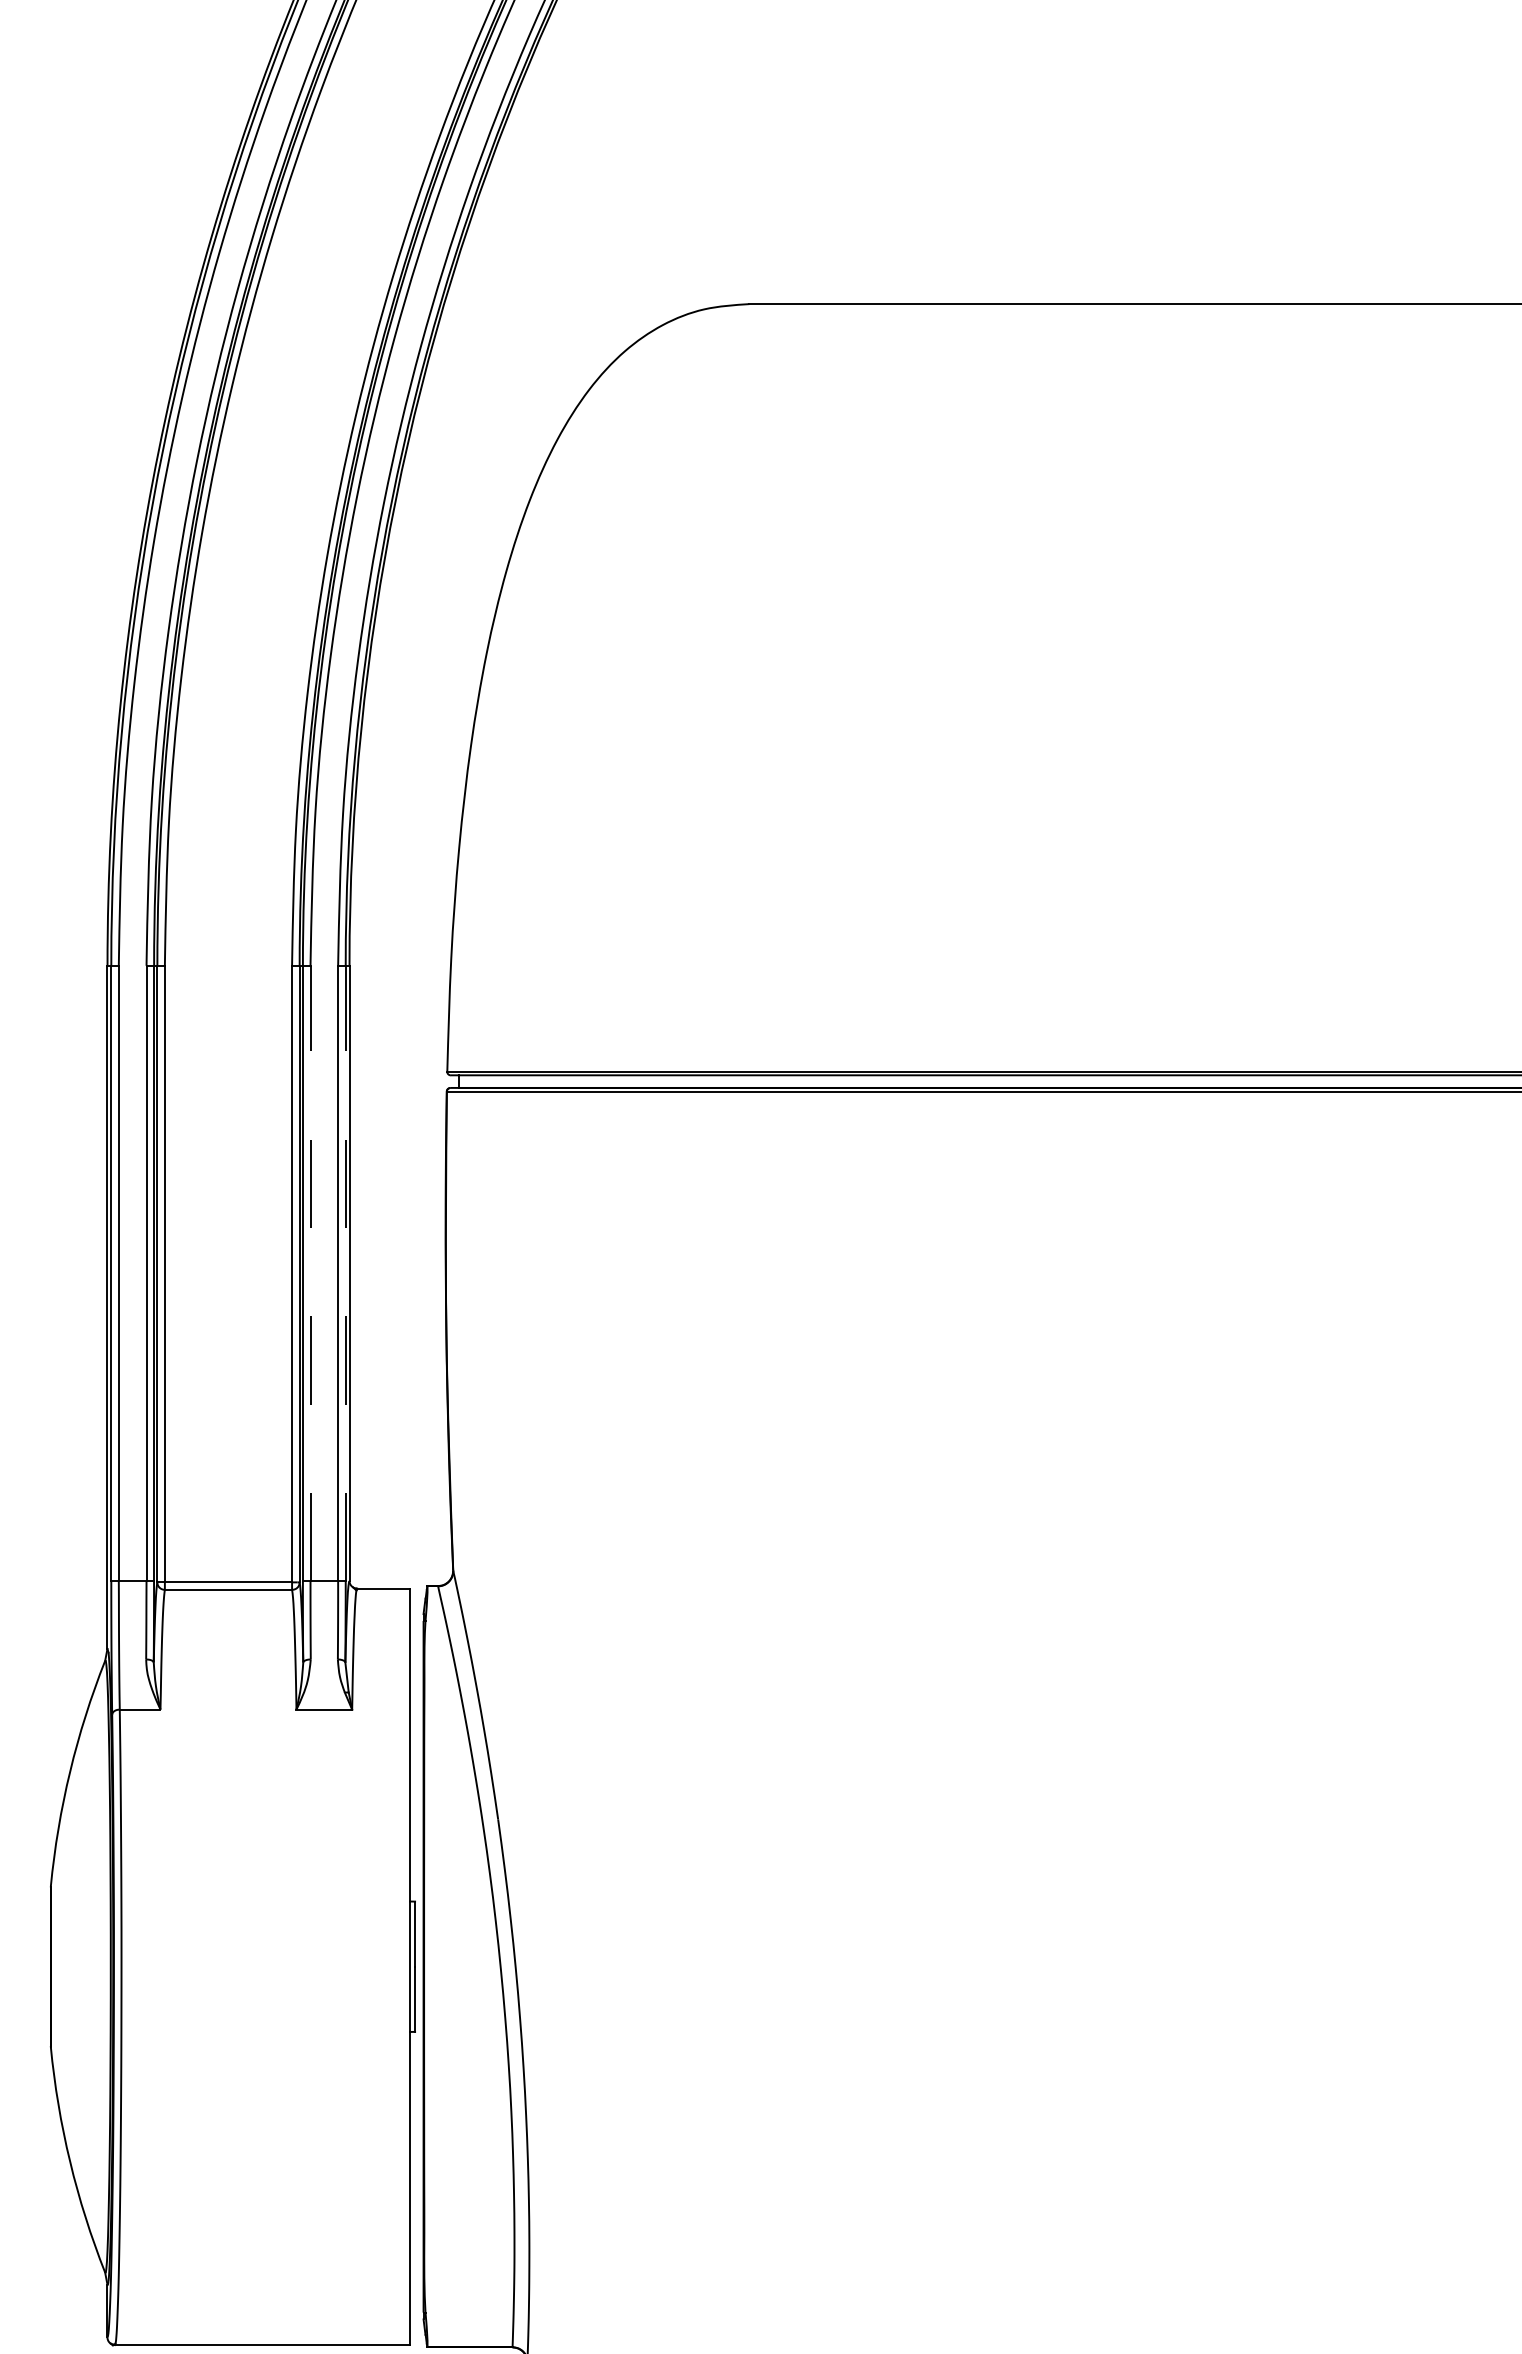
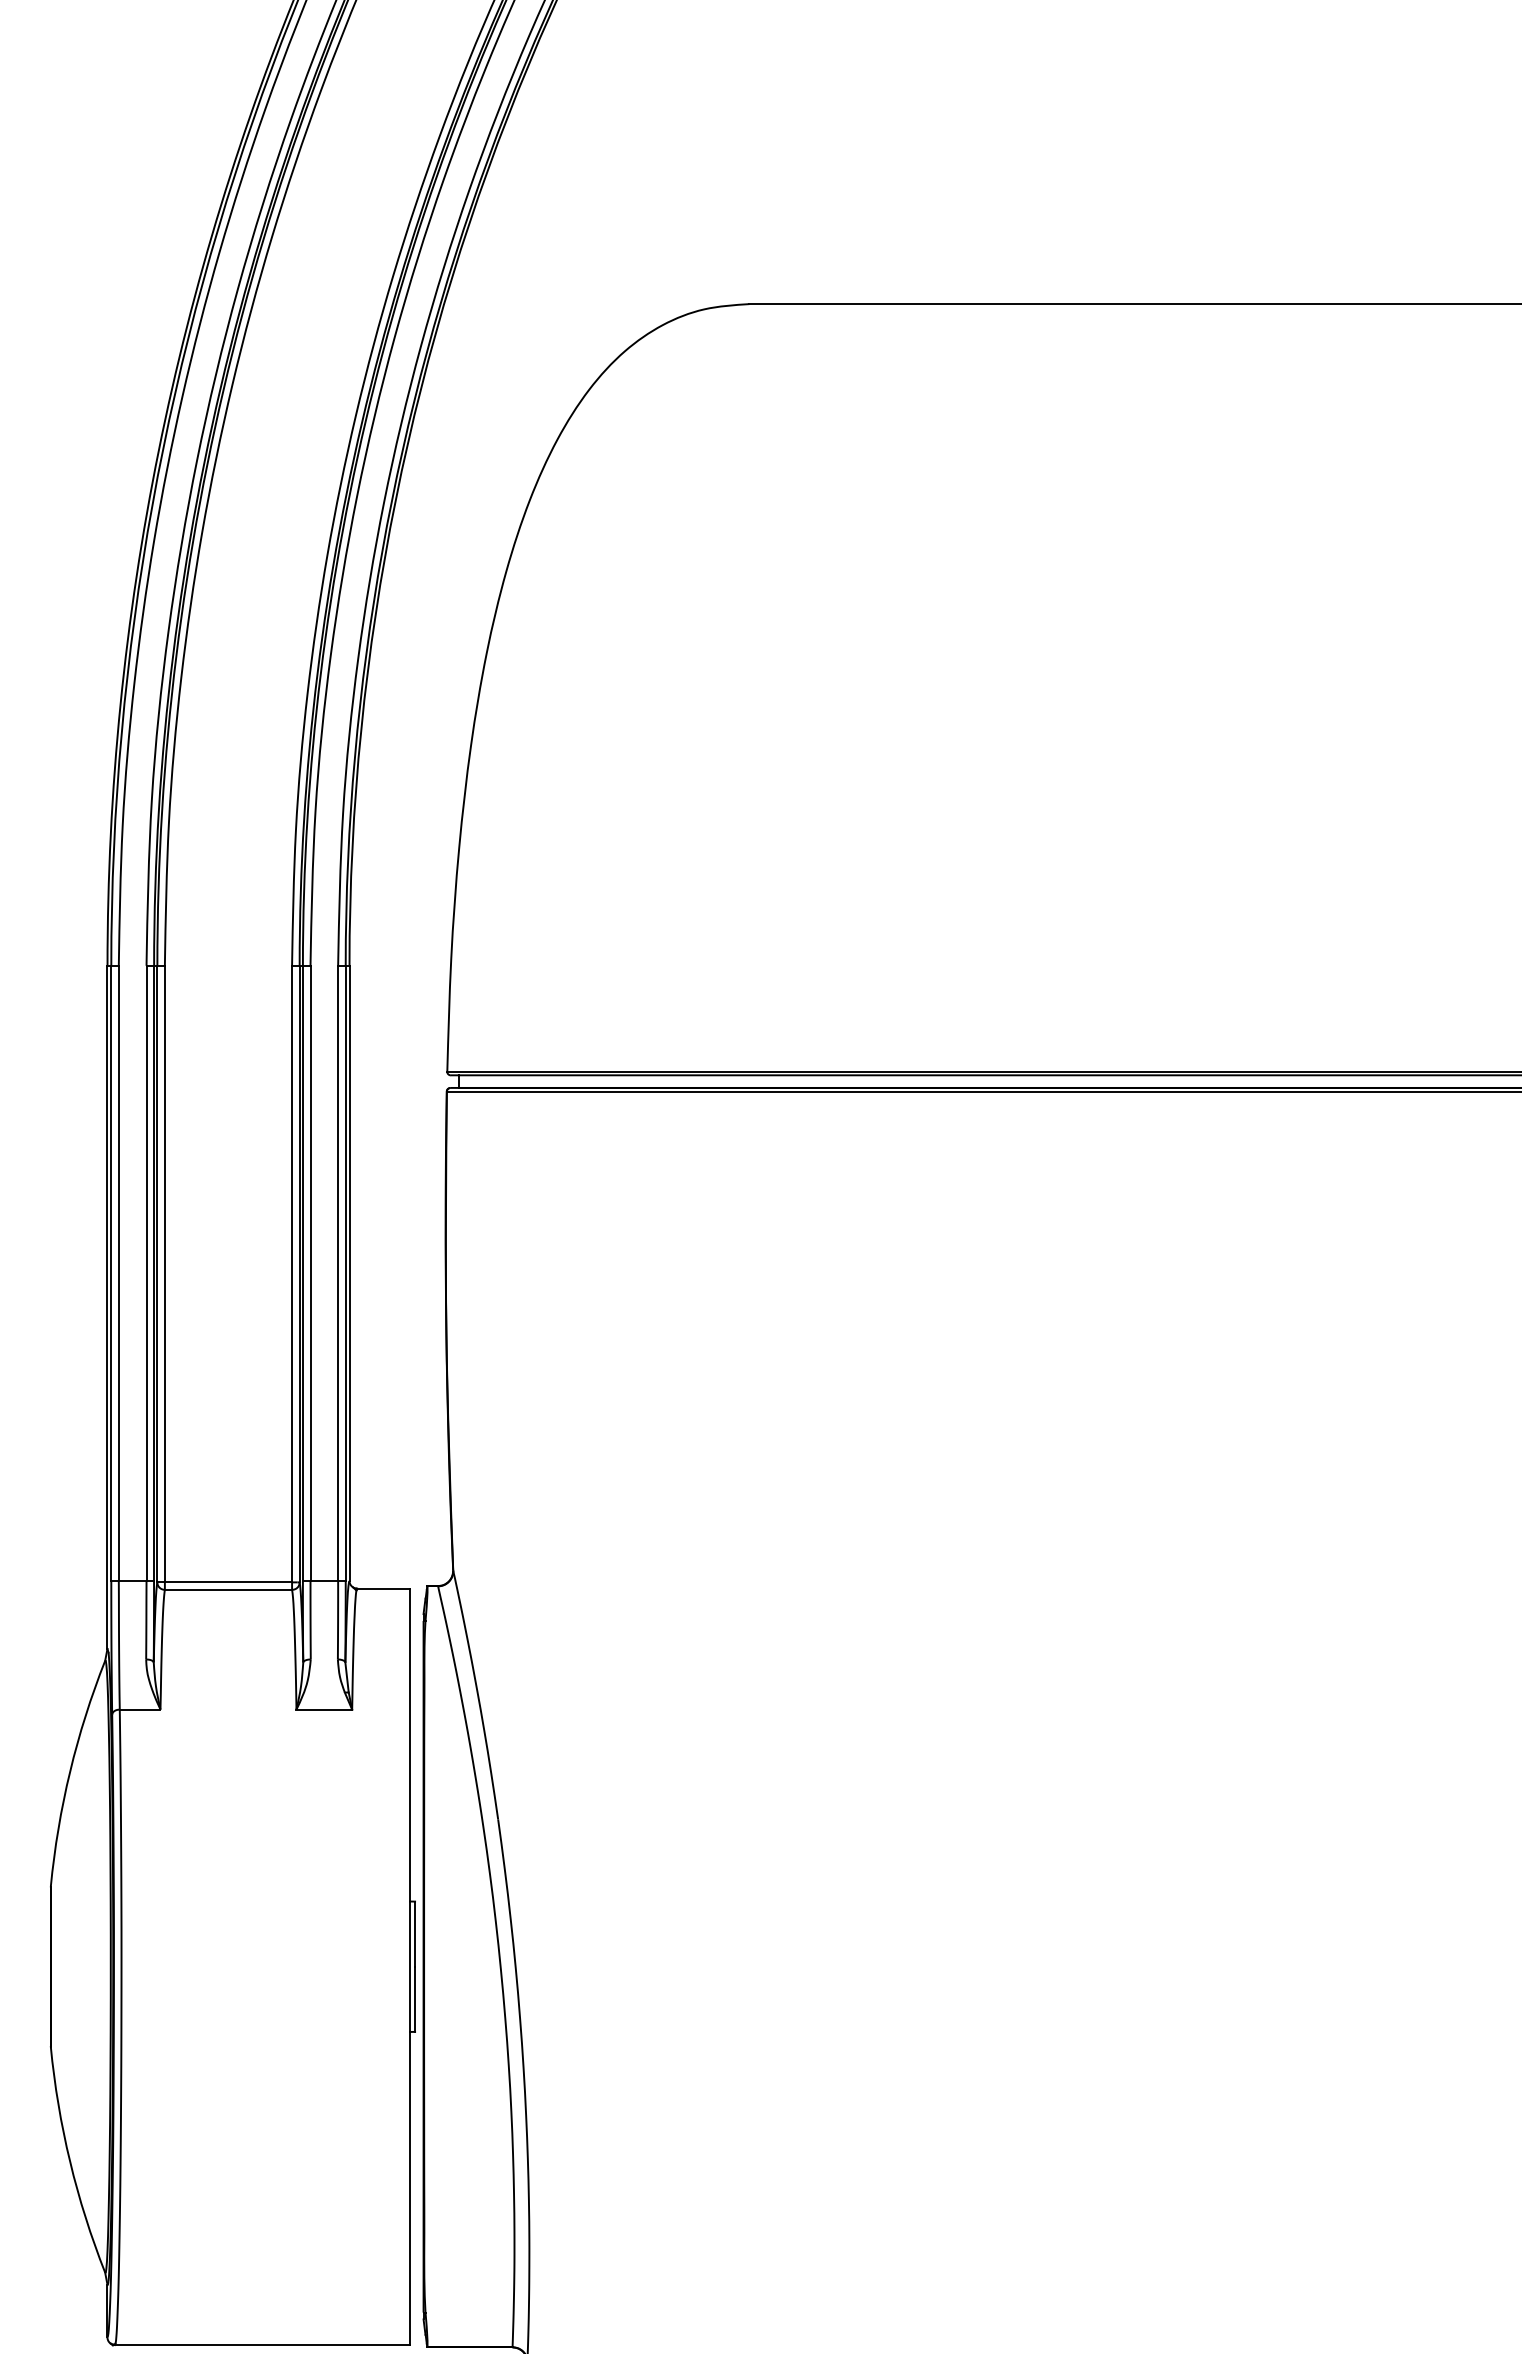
line: dashed -> solid (310, 1273)
line: dashed -> solid (345, 1273)
